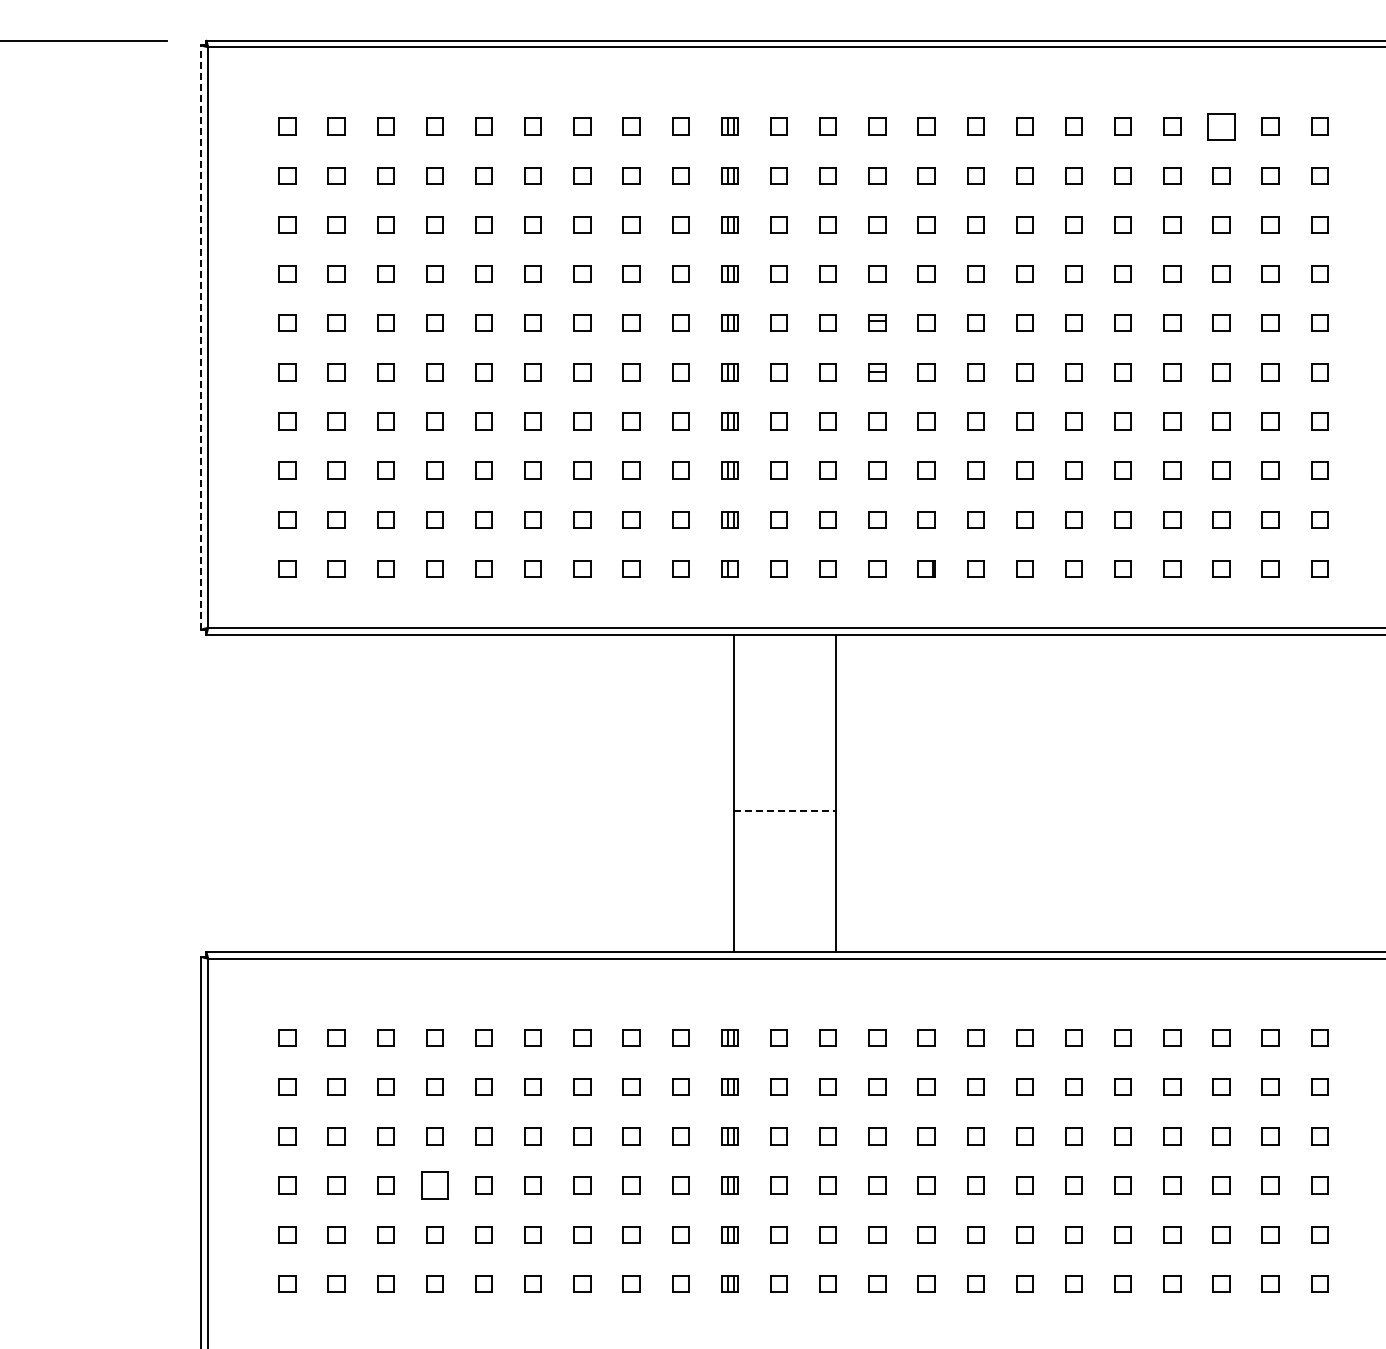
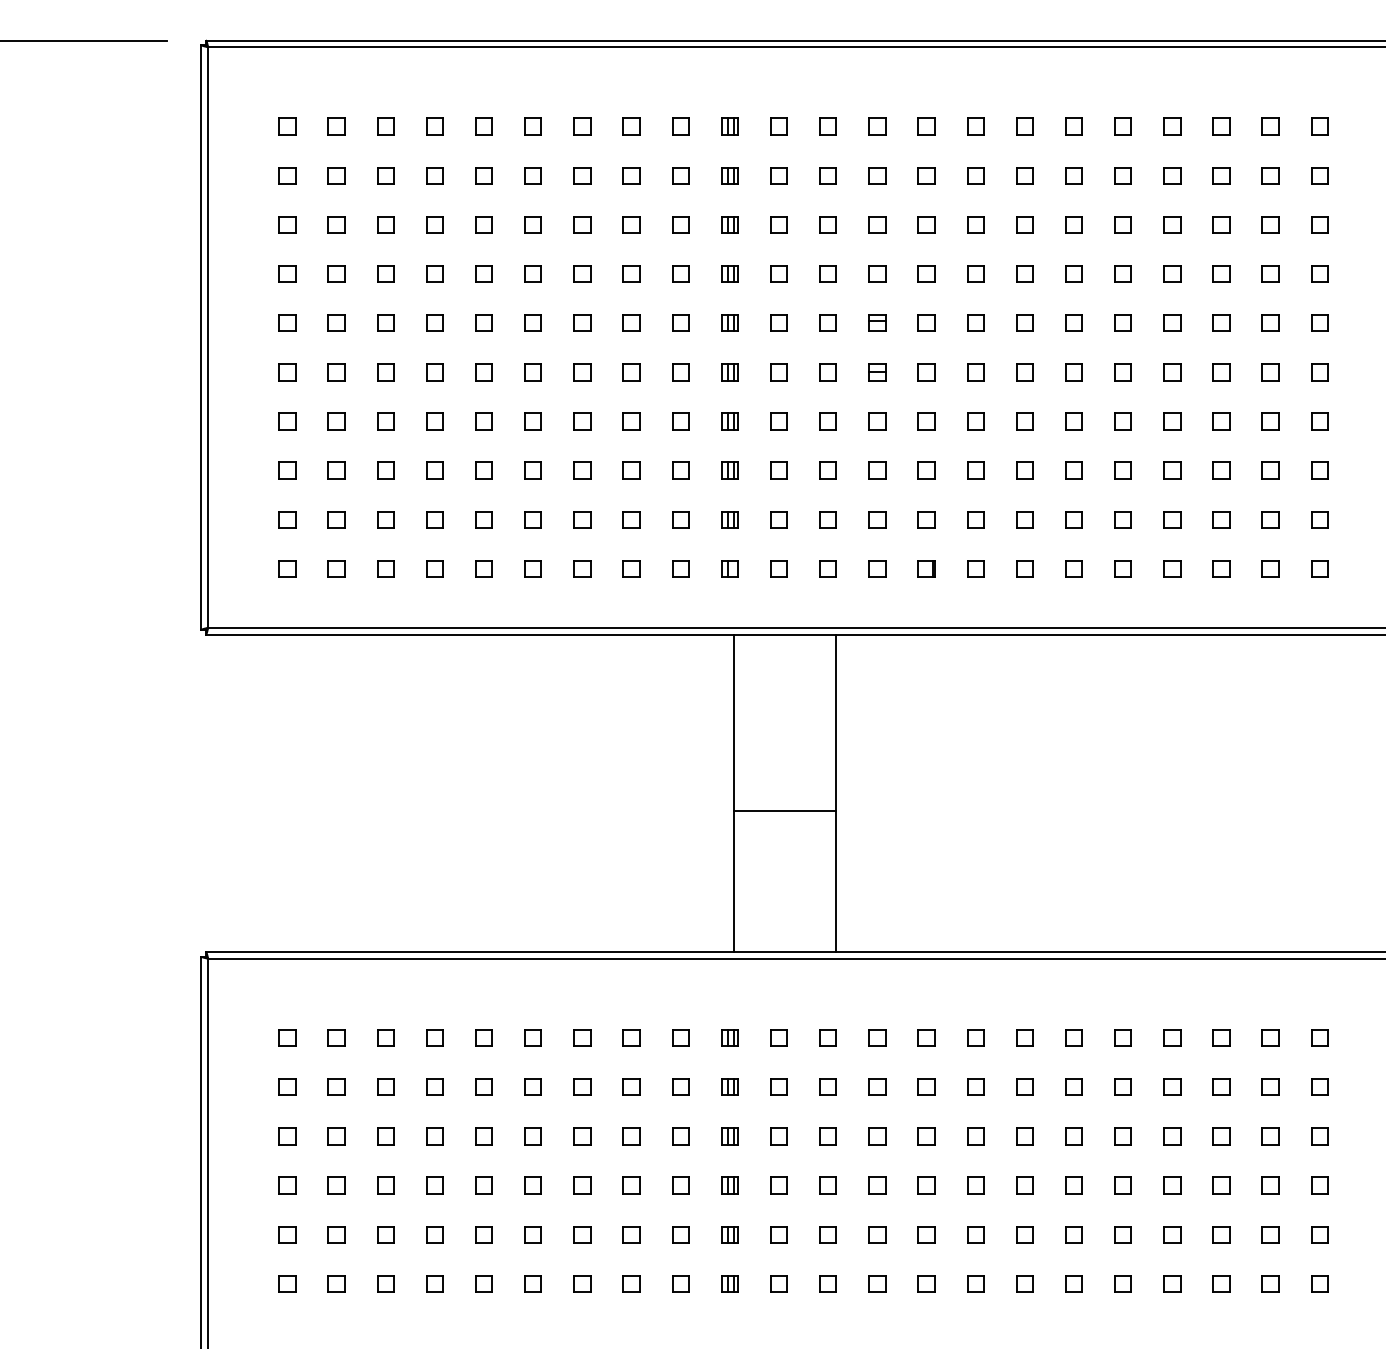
part size: 29x28 px -> 19x19 px (1221, 126)
line: dashed -> solid (201, 337)
line: dashed -> solid (785, 810)
part size: 28x29 px -> 18x19 px (434, 1185)
